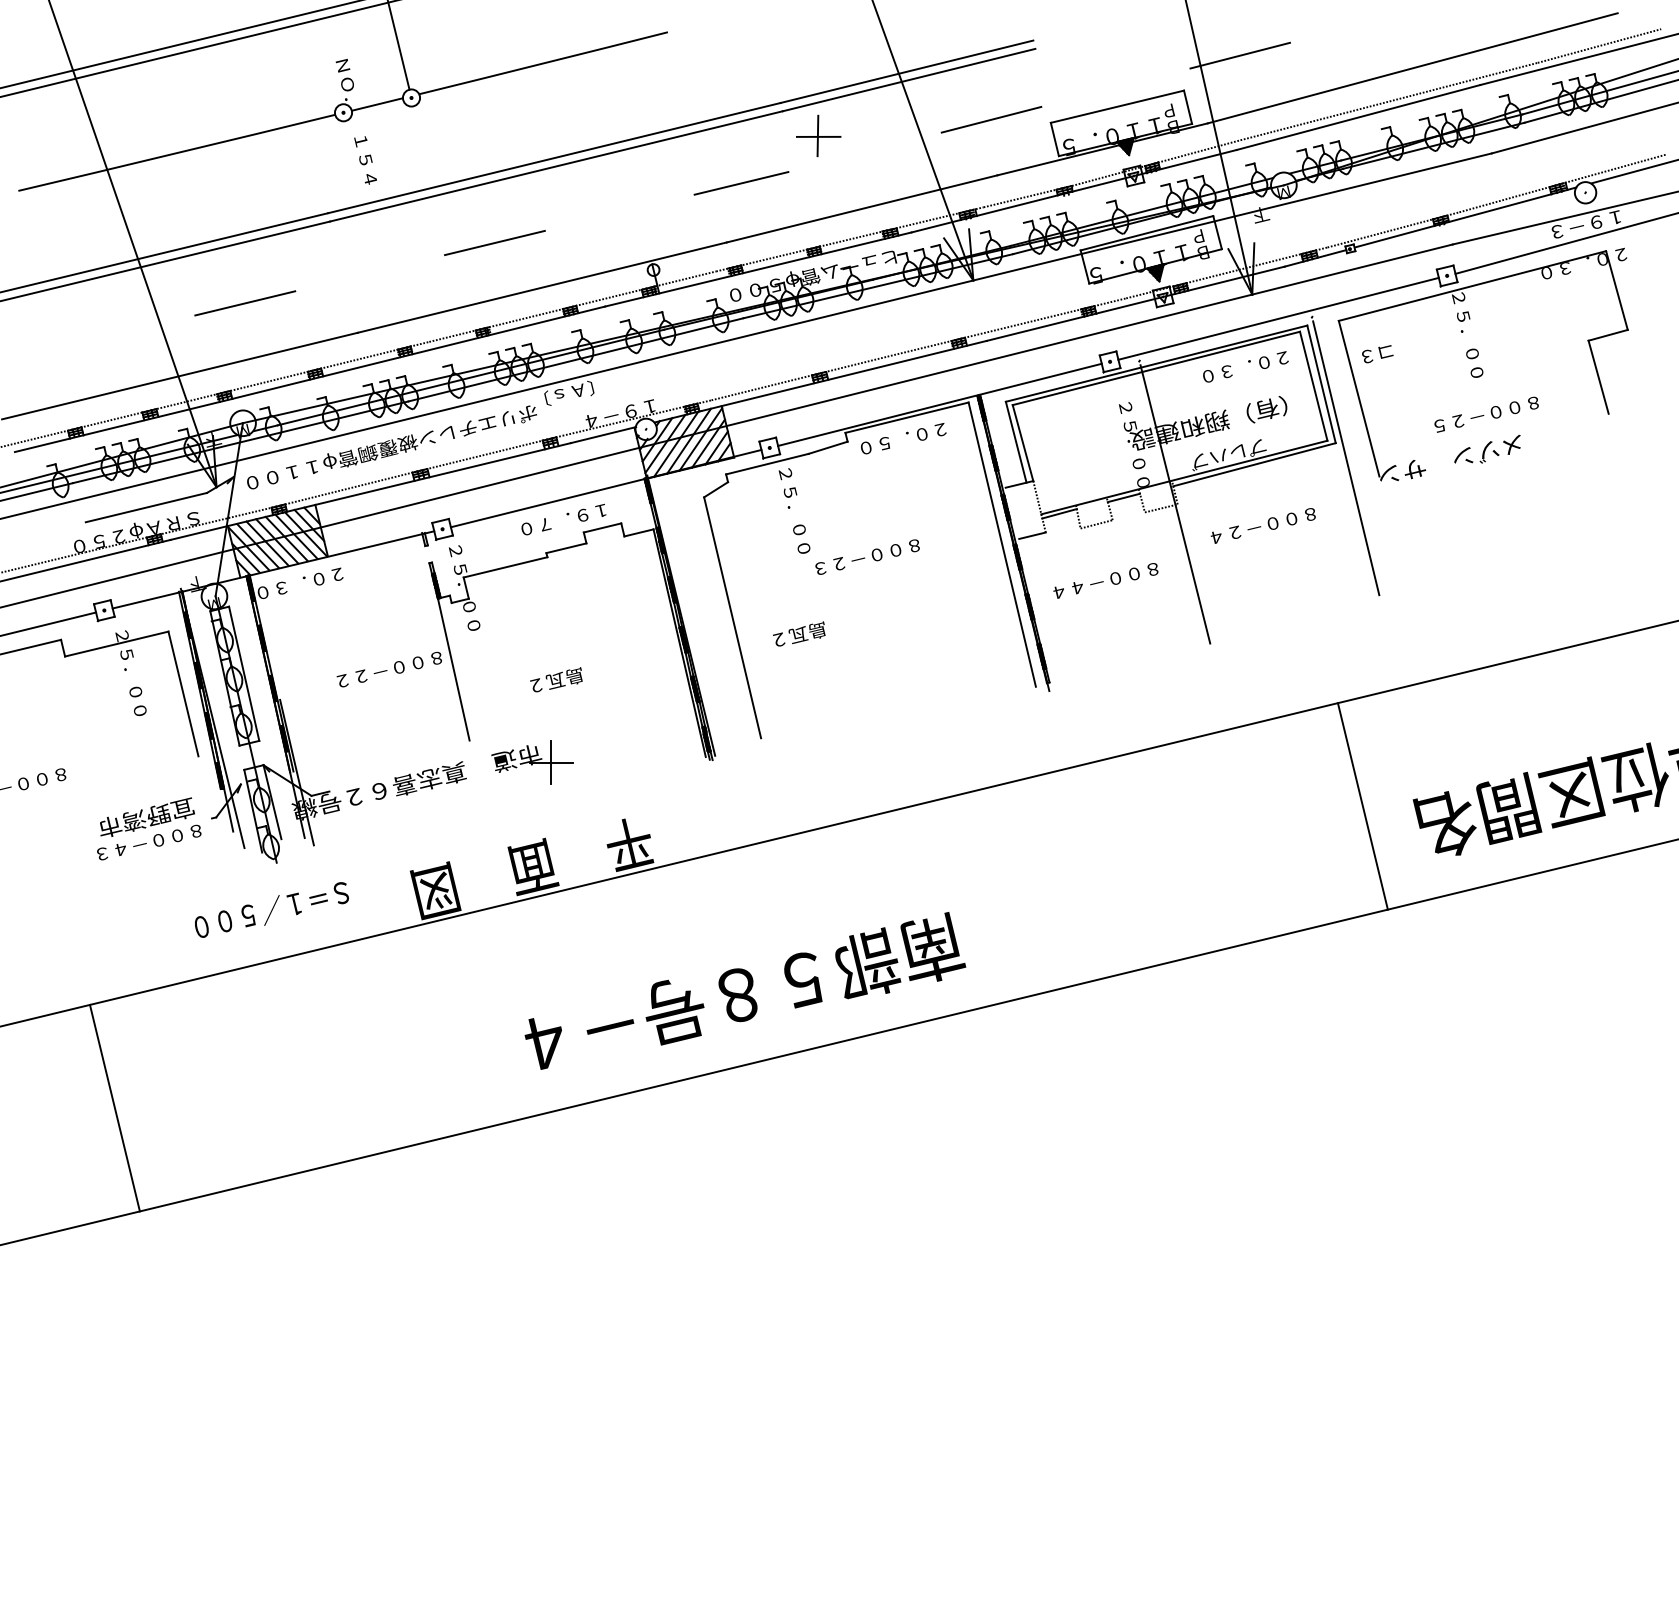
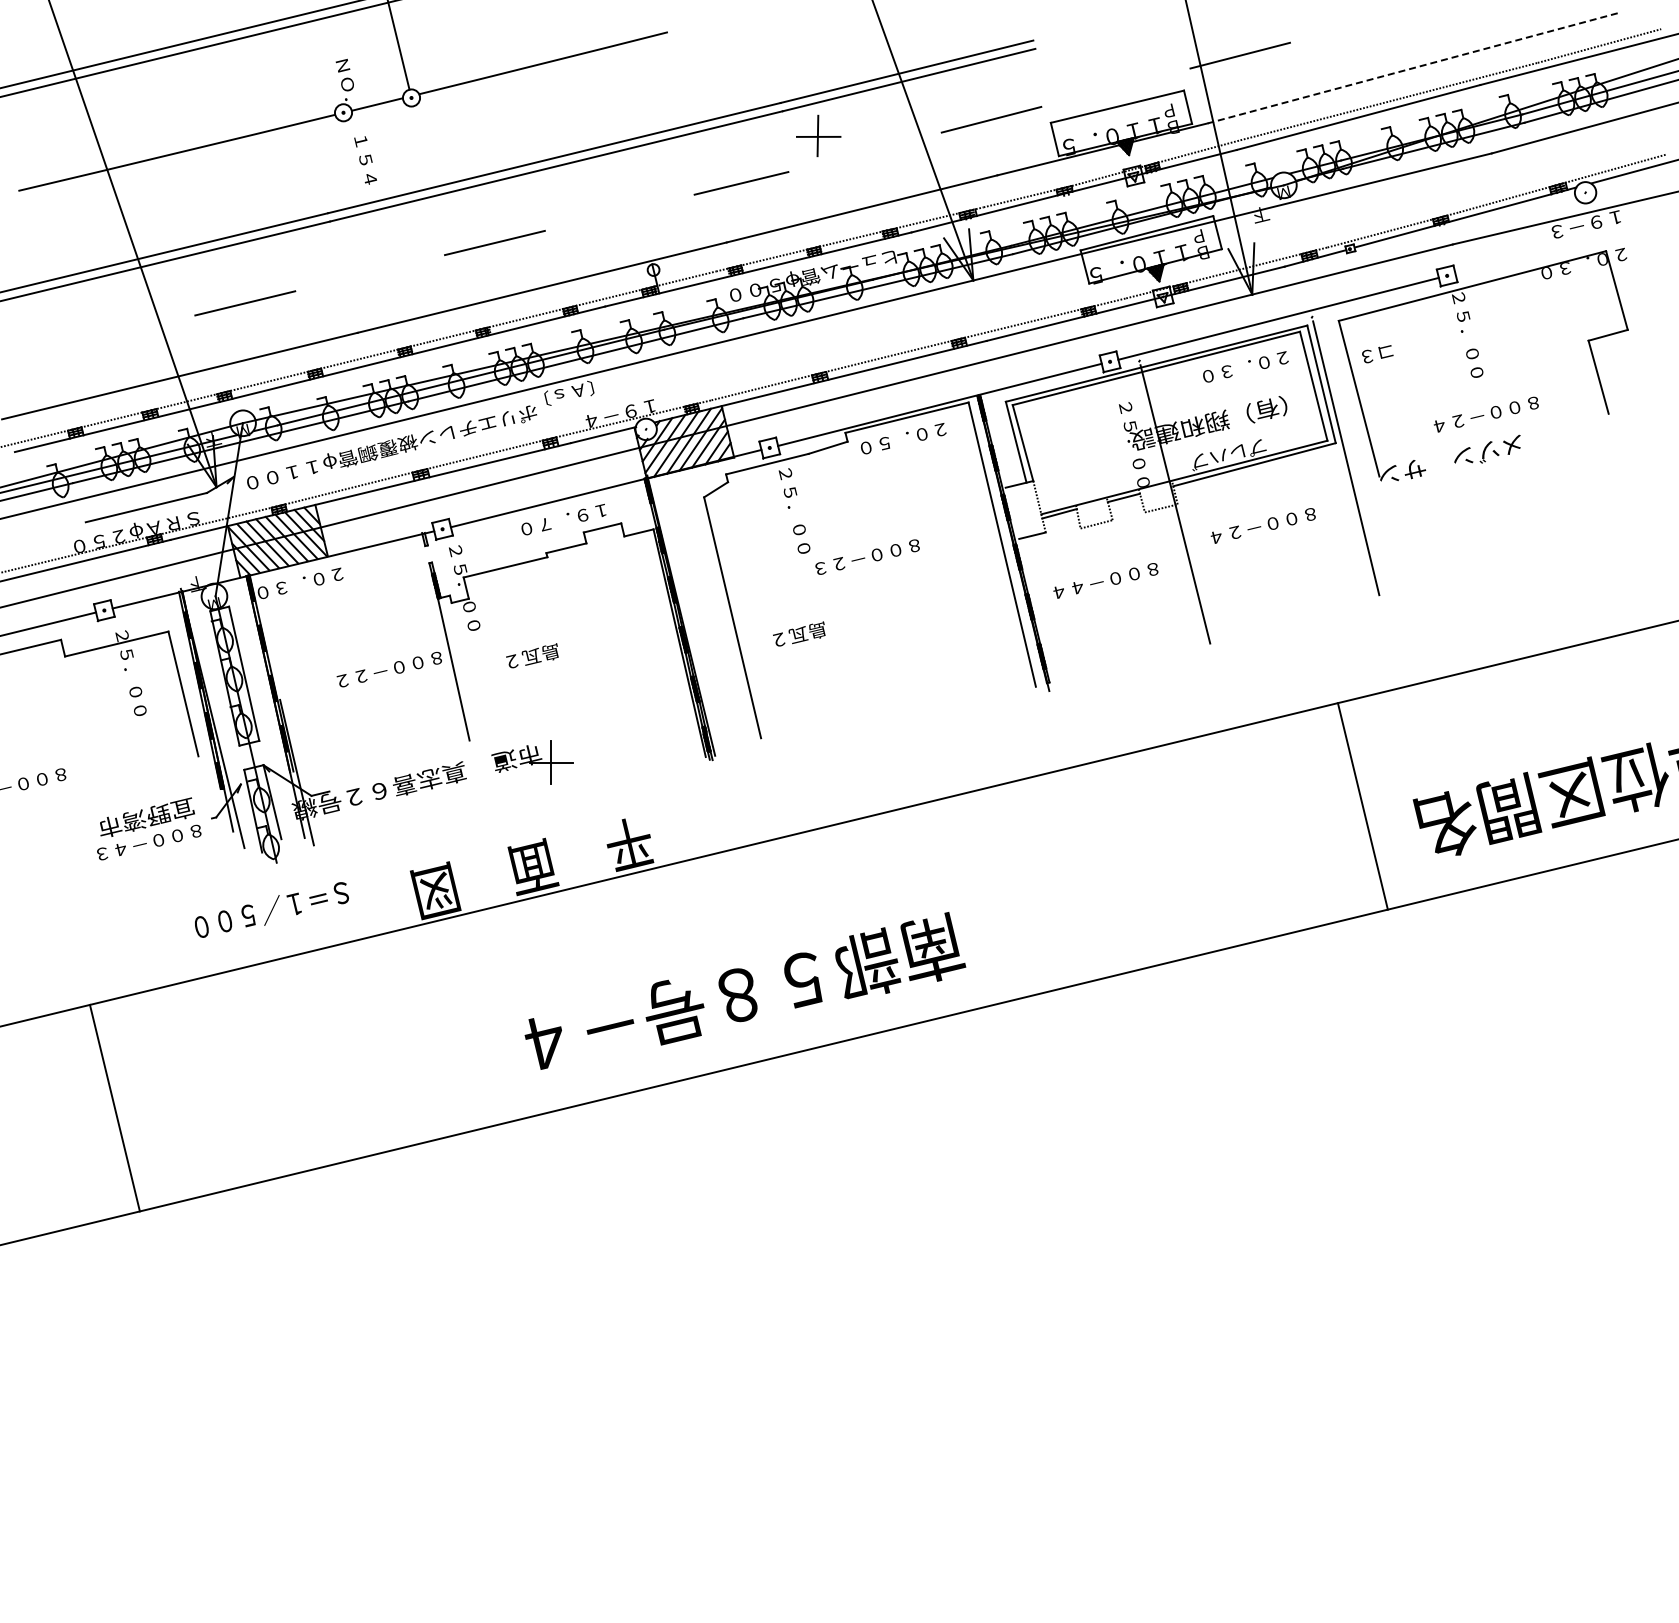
line: solid -> dashed (1412, 68)
line: present -> none (1565, 243)
text: ８００－２５ -> ８００－２４ (1438, 425)
text position: (556, 679) -> (532, 655) (532, 655)
